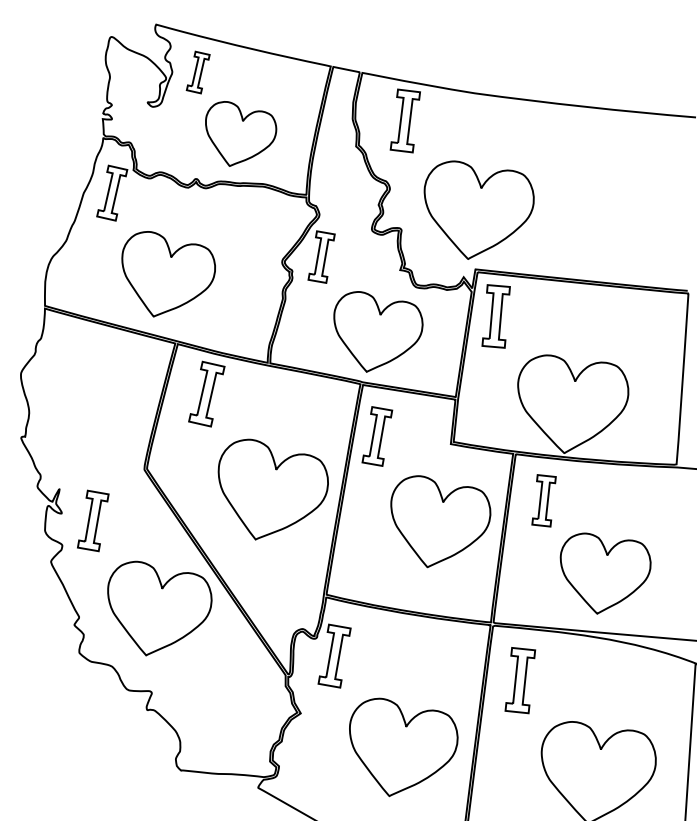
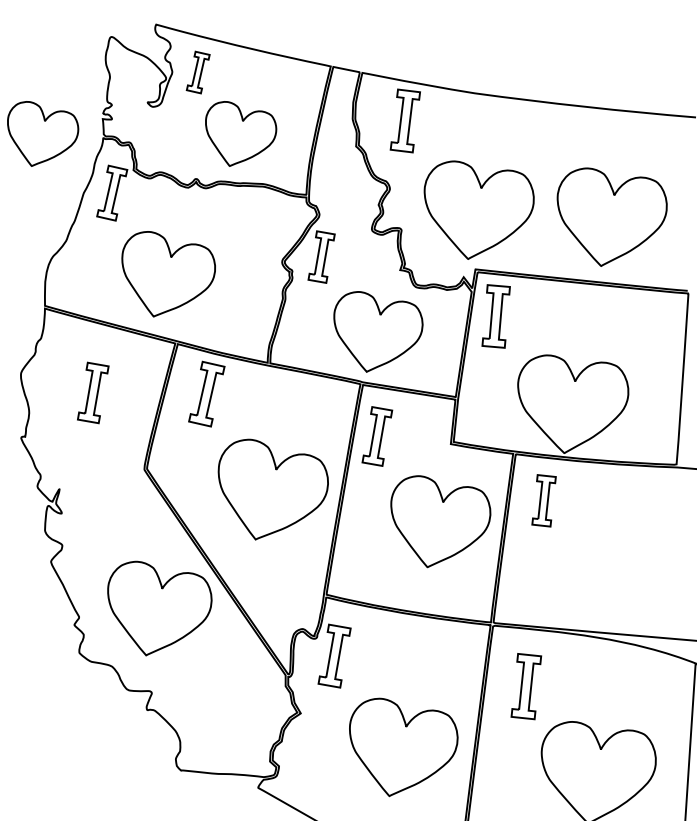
part: none -> present (43, 133)
part: none -> present (611, 216)
part position: (93, 520) -> (93, 392) (93, 392)
part: present -> none (605, 573)
part position: (520, 680) -> (526, 686) (526, 686)
